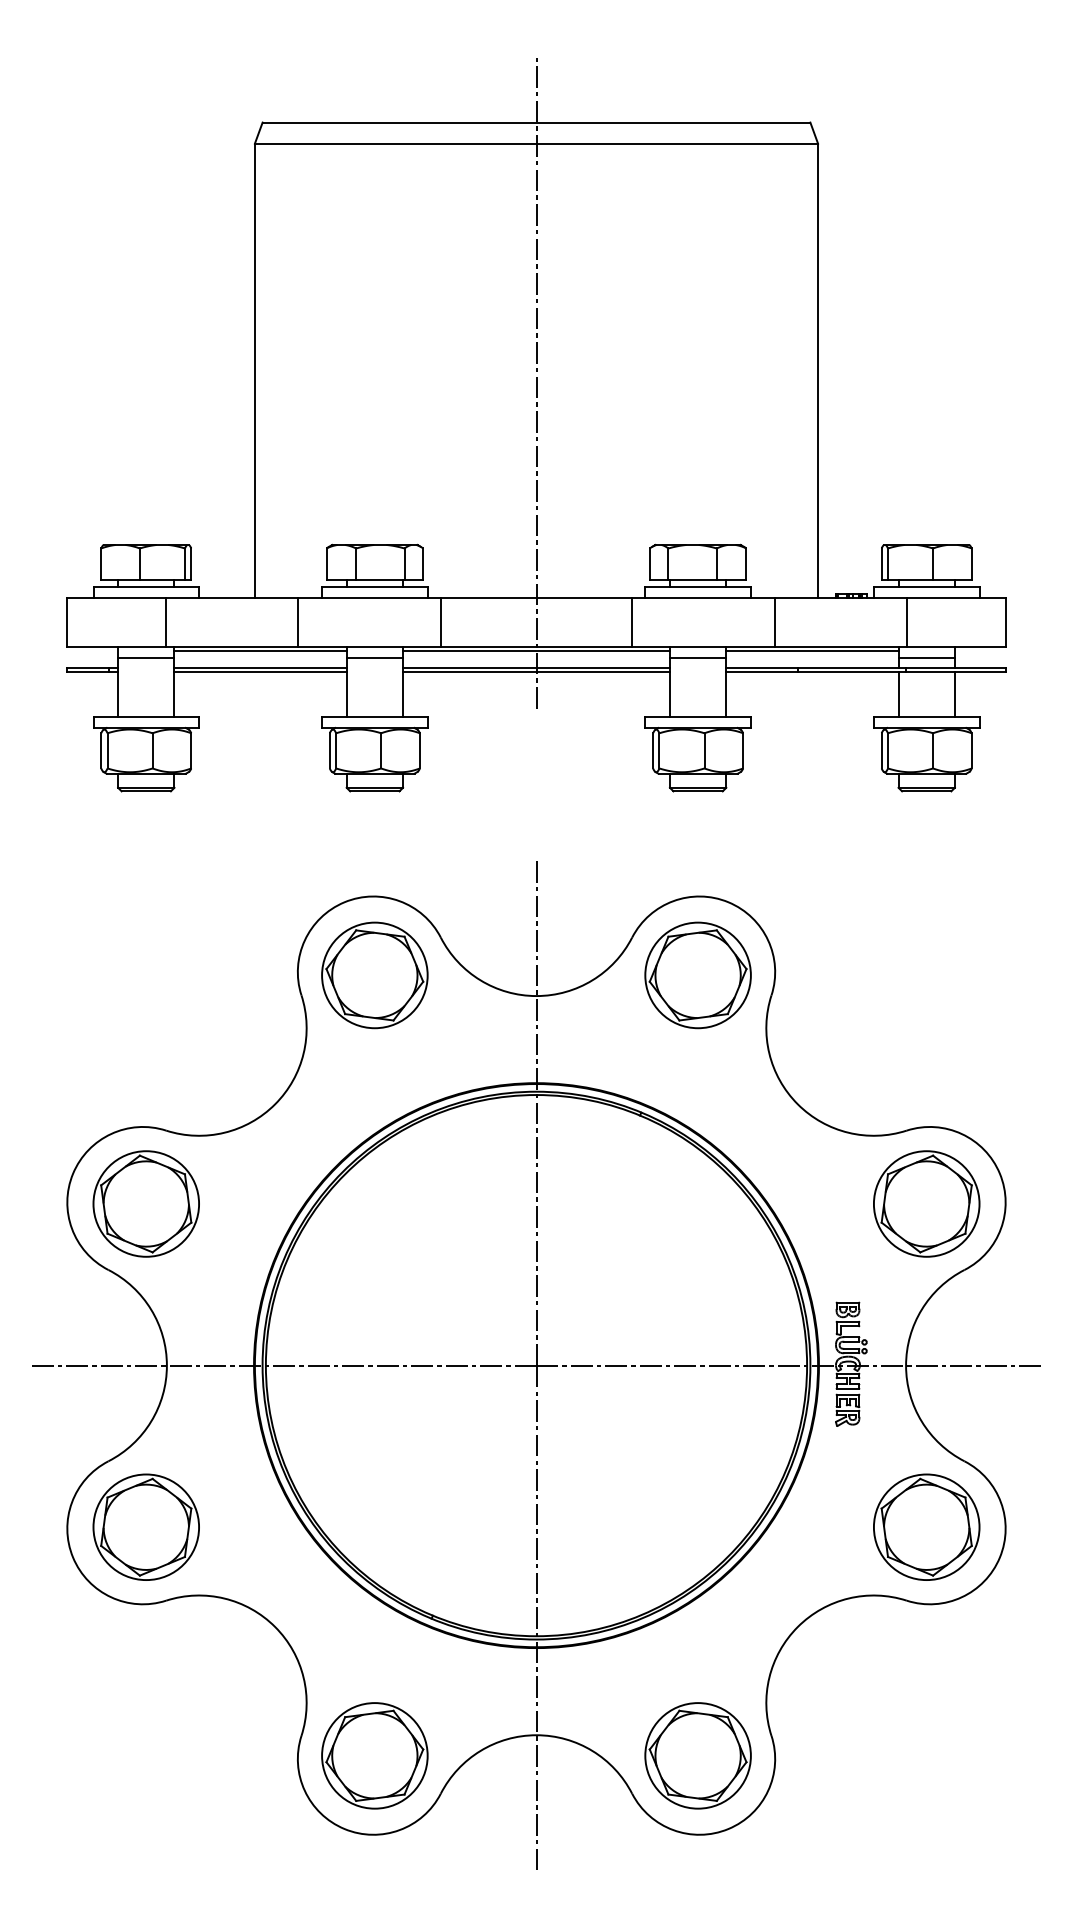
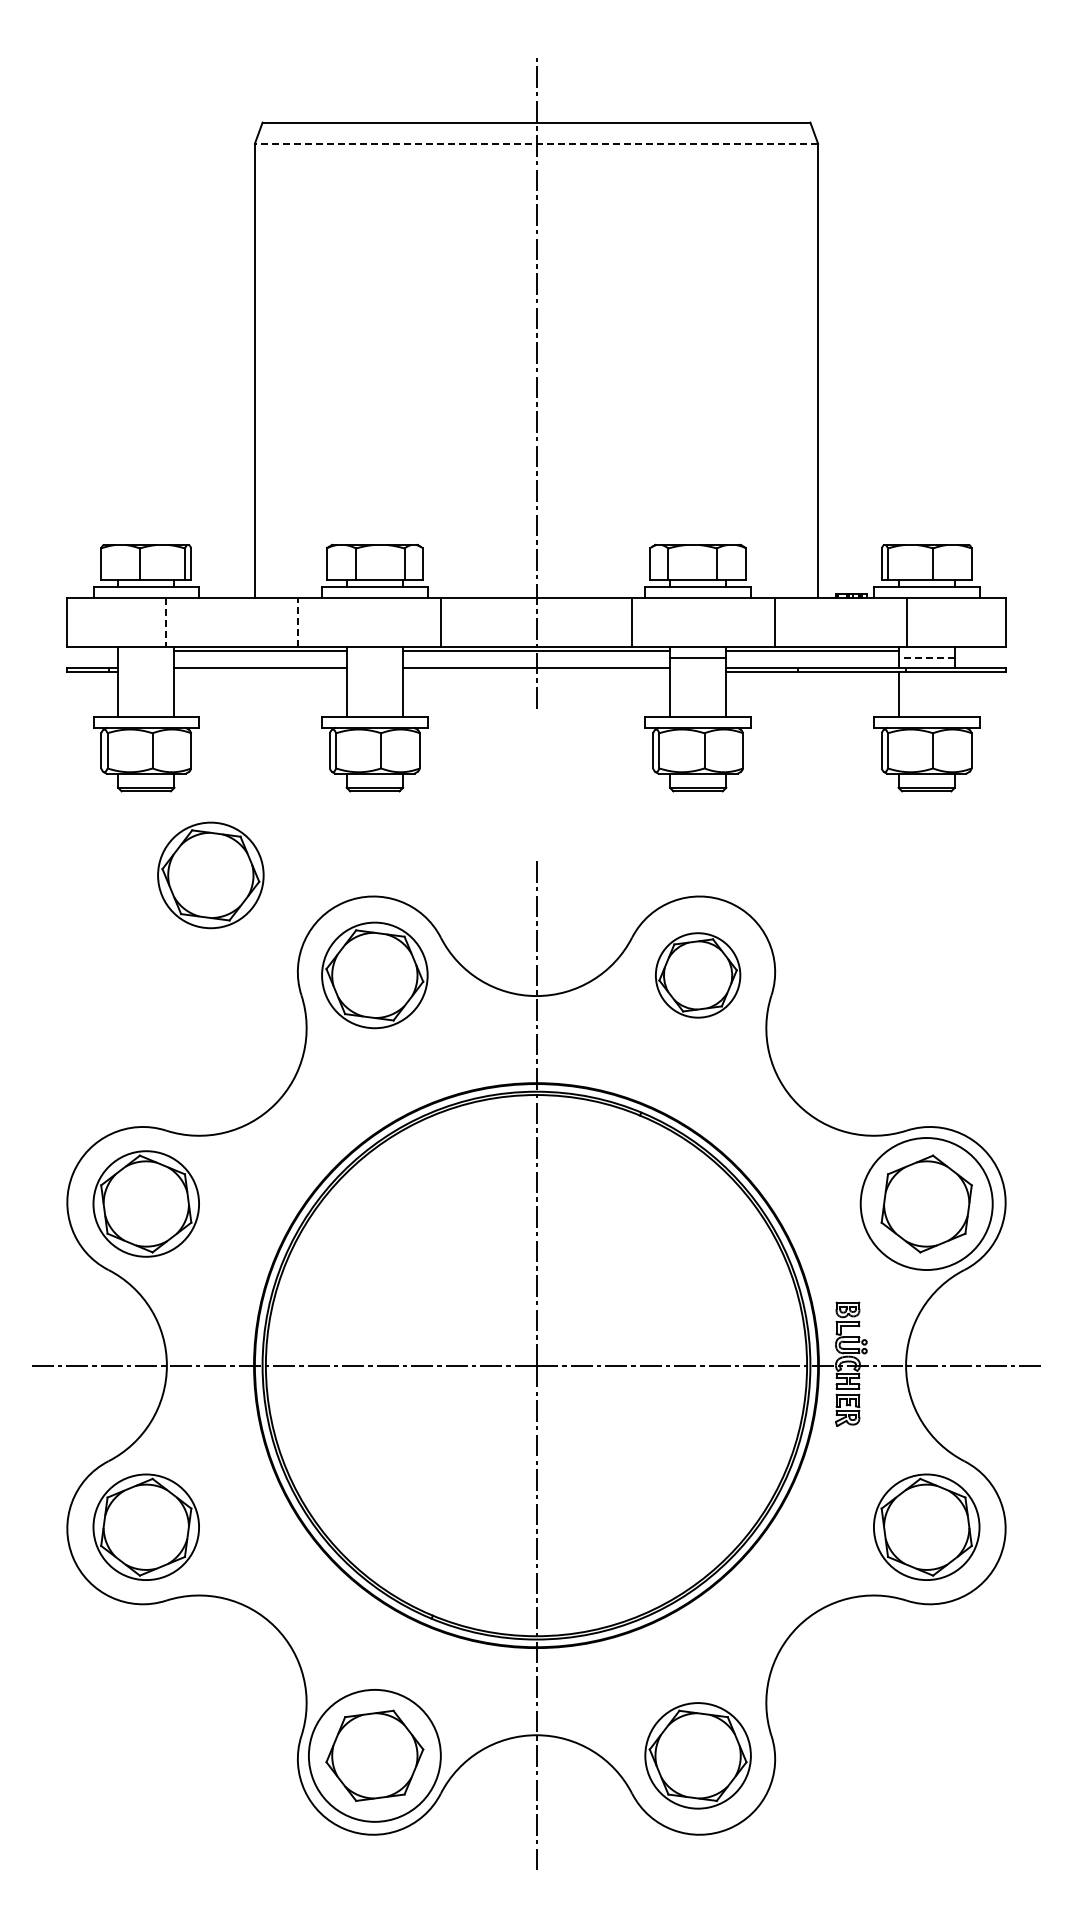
line: solid -> dashed (536, 143)
line: solid -> dashed (166, 622)
line: solid -> dashed (297, 622)
line: present -> none (146, 657)
line: present -> none (374, 657)
line: solid -> dashed (926, 657)
line: present -> none (260, 671)
line: present -> none (536, 671)
line: present -> none (954, 694)
part: none -> present (210, 875)
part size: 108x109 px -> 87x87 px (698, 975)
circle diameter: 106 px -> 132 px (926, 1204)
circle diameter: 106 px -> 132 px (374, 1755)
